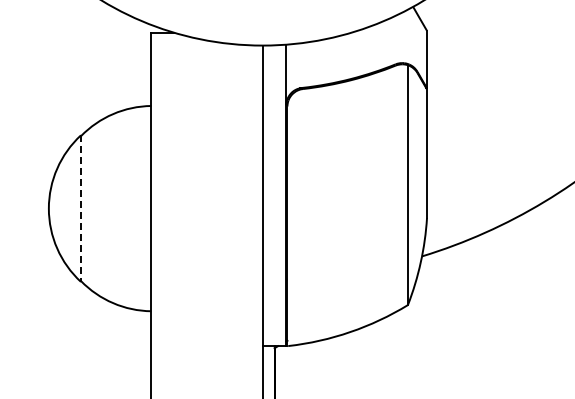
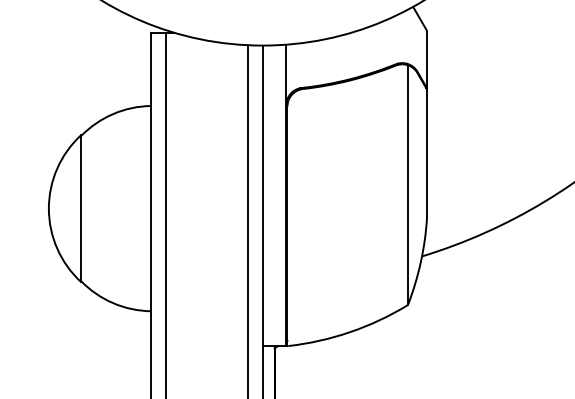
line: dashed -> solid (81, 209)
line: none -> present (166, 213)
line: none -> present (248, 220)
